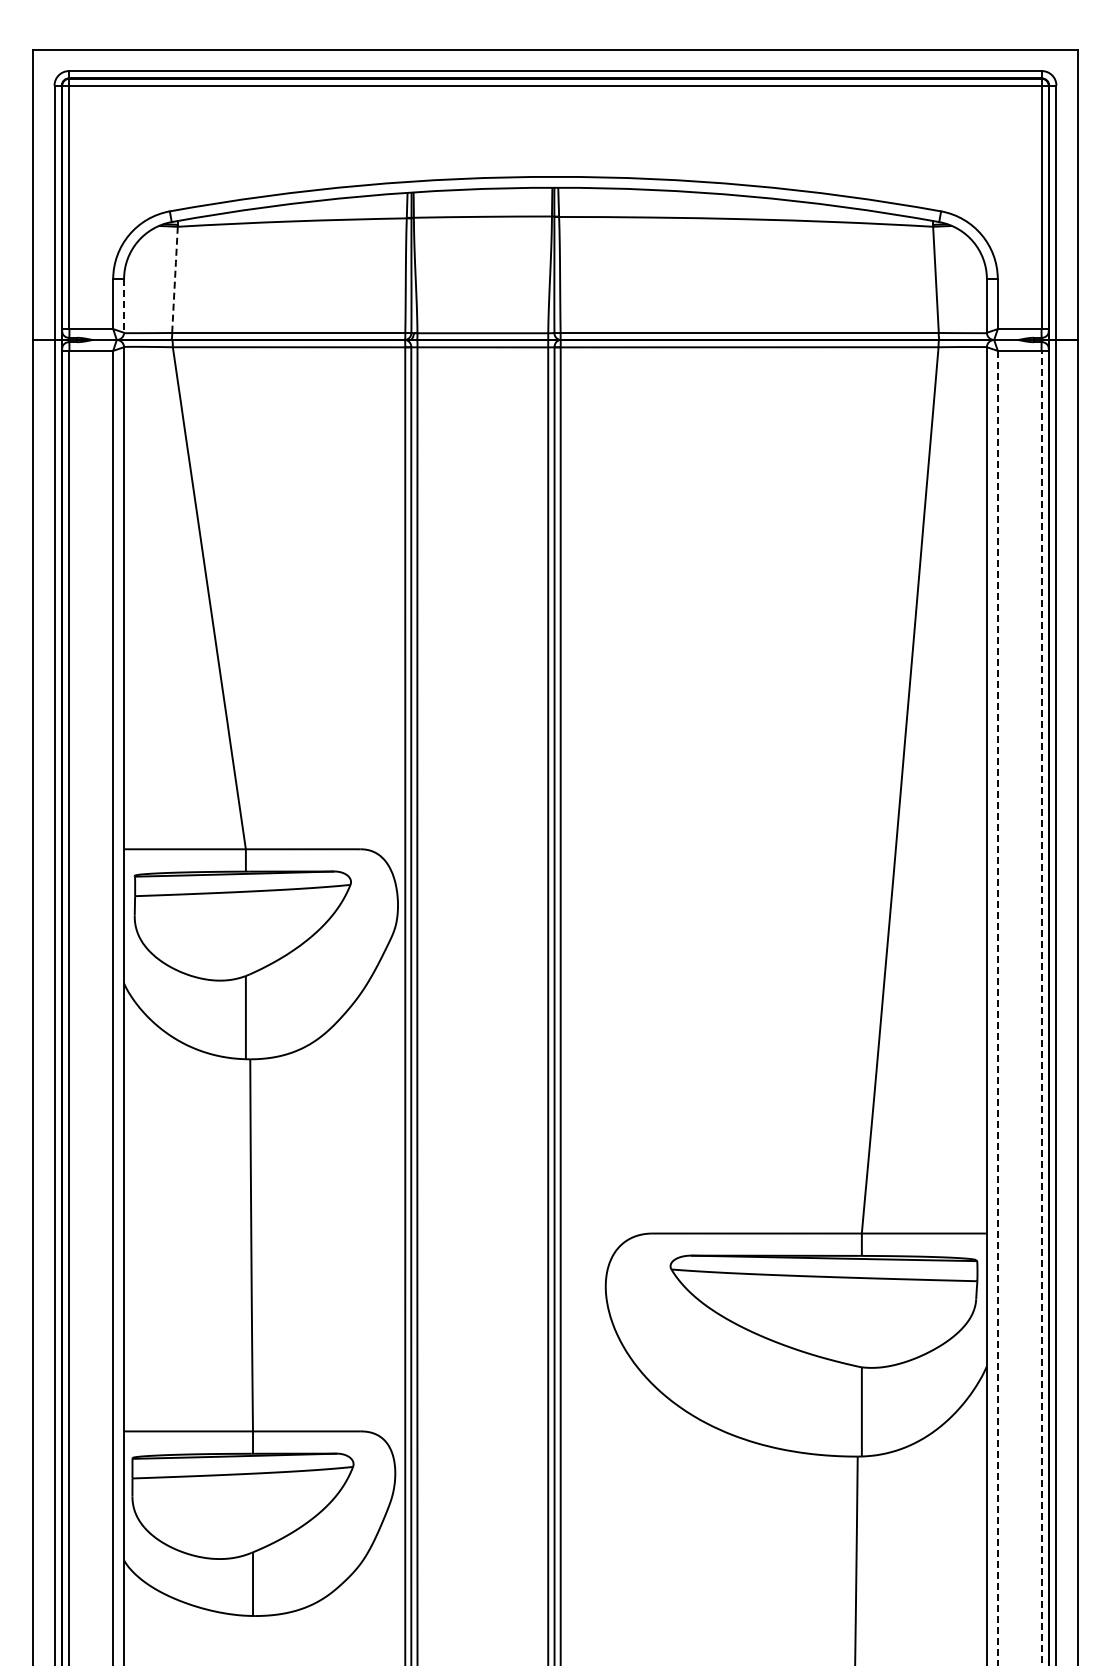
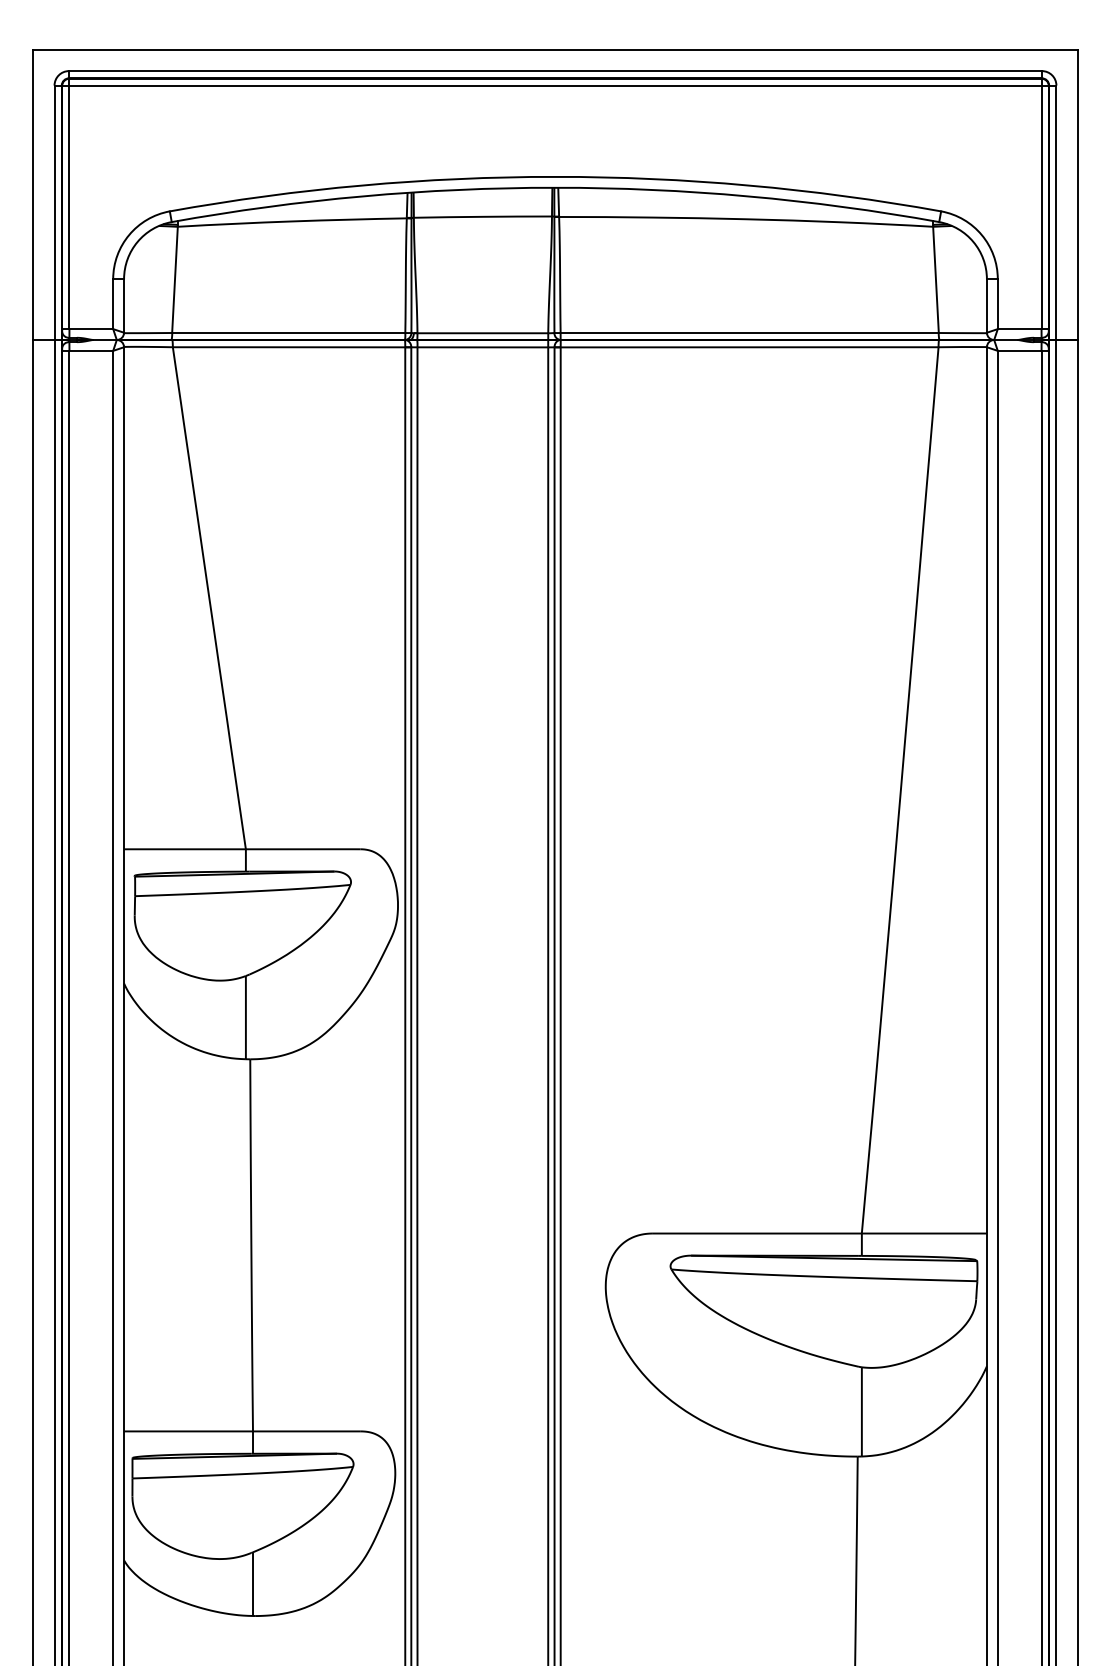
line: dashed -> solid (175, 279)
line: dashed -> solid (124, 305)
line: dashed -> solid (1041, 1007)
line: dashed -> solid (997, 1008)
